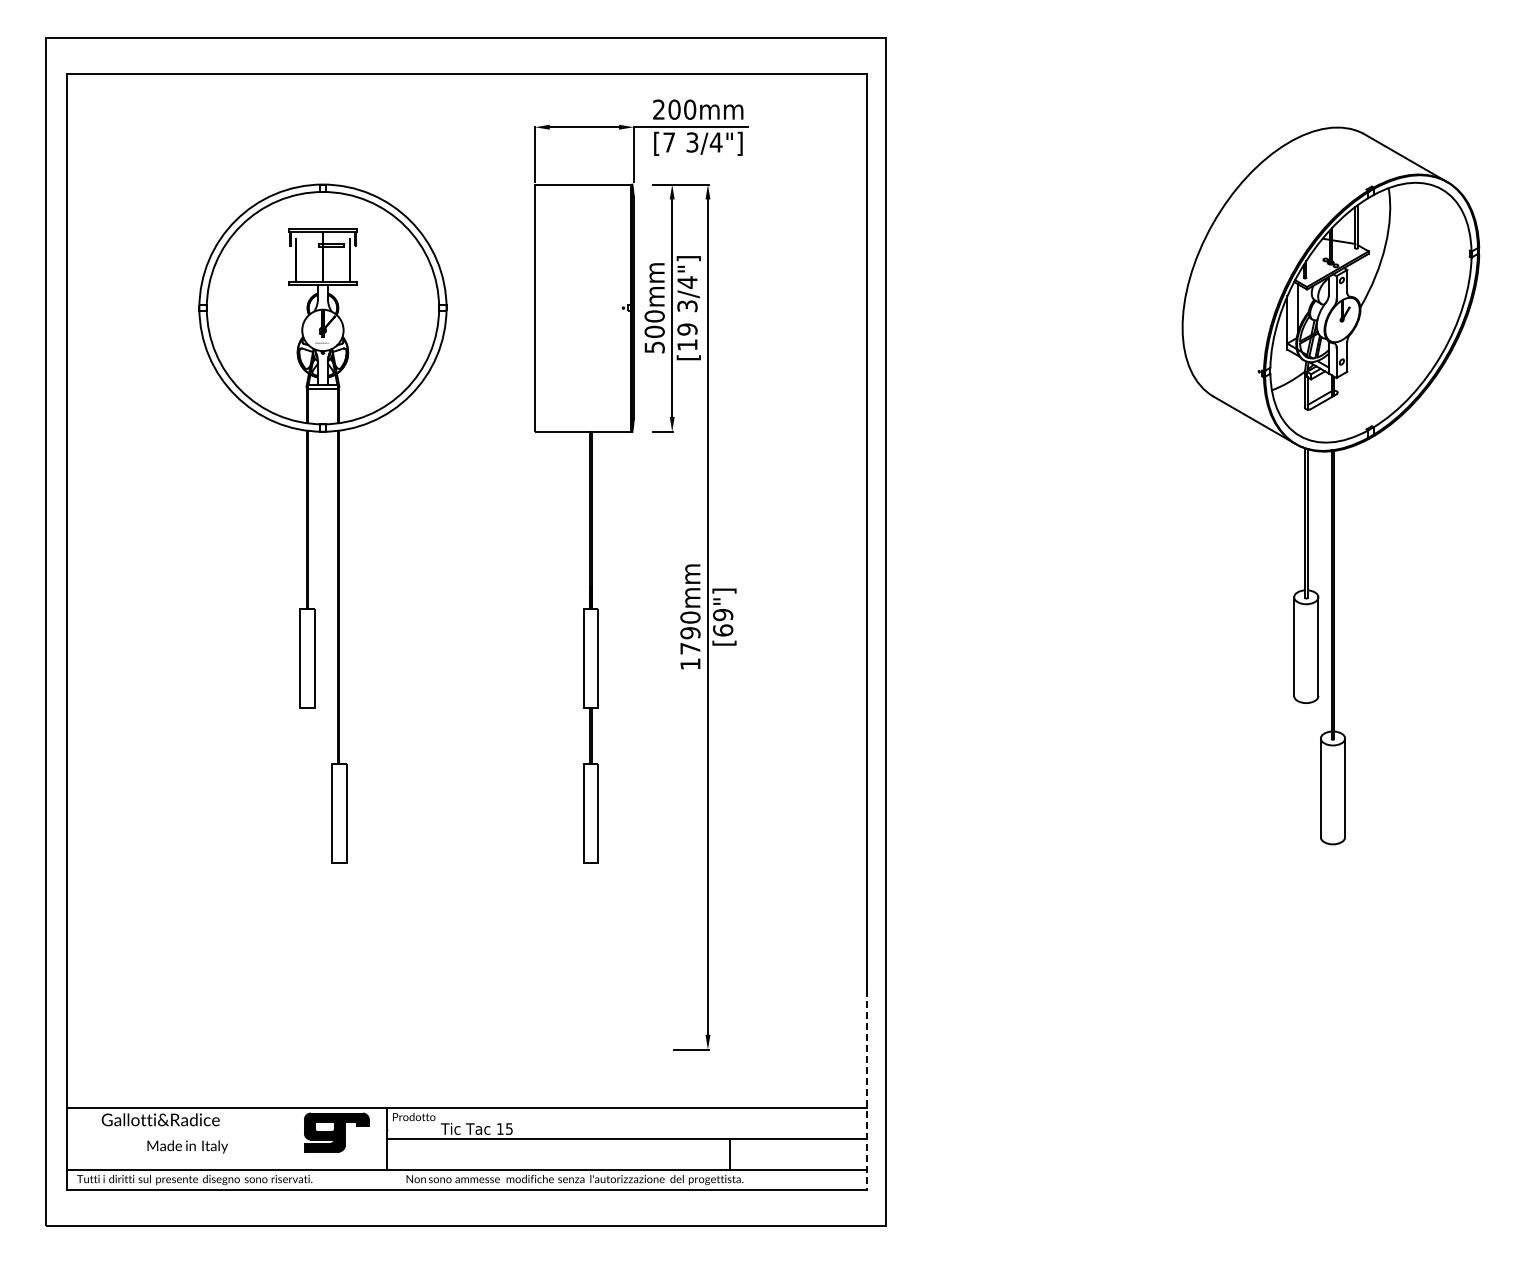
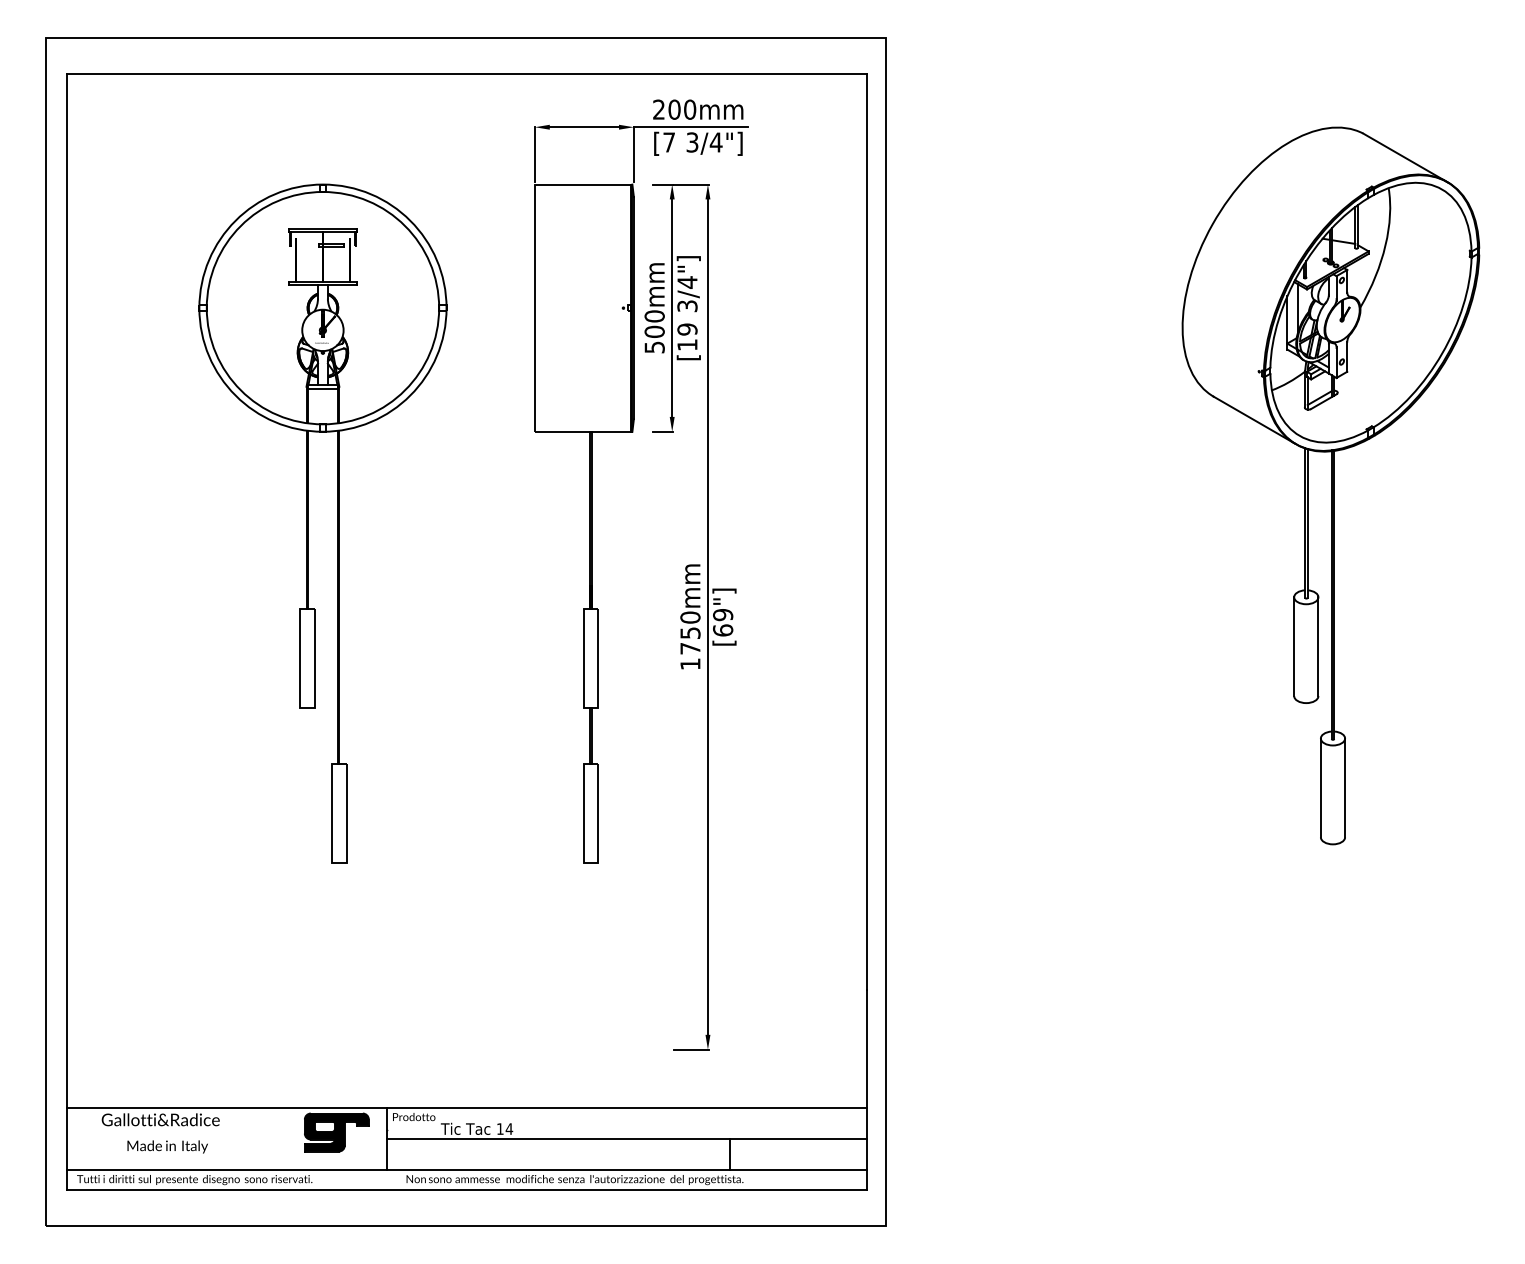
text: 1790mm -> 1750mm (690, 633)
line: dashed -> solid (867, 1090)
text: 15 -> 14 (509, 1128)
text position: (187, 1146) -> (167, 1146) (167, 1146)
